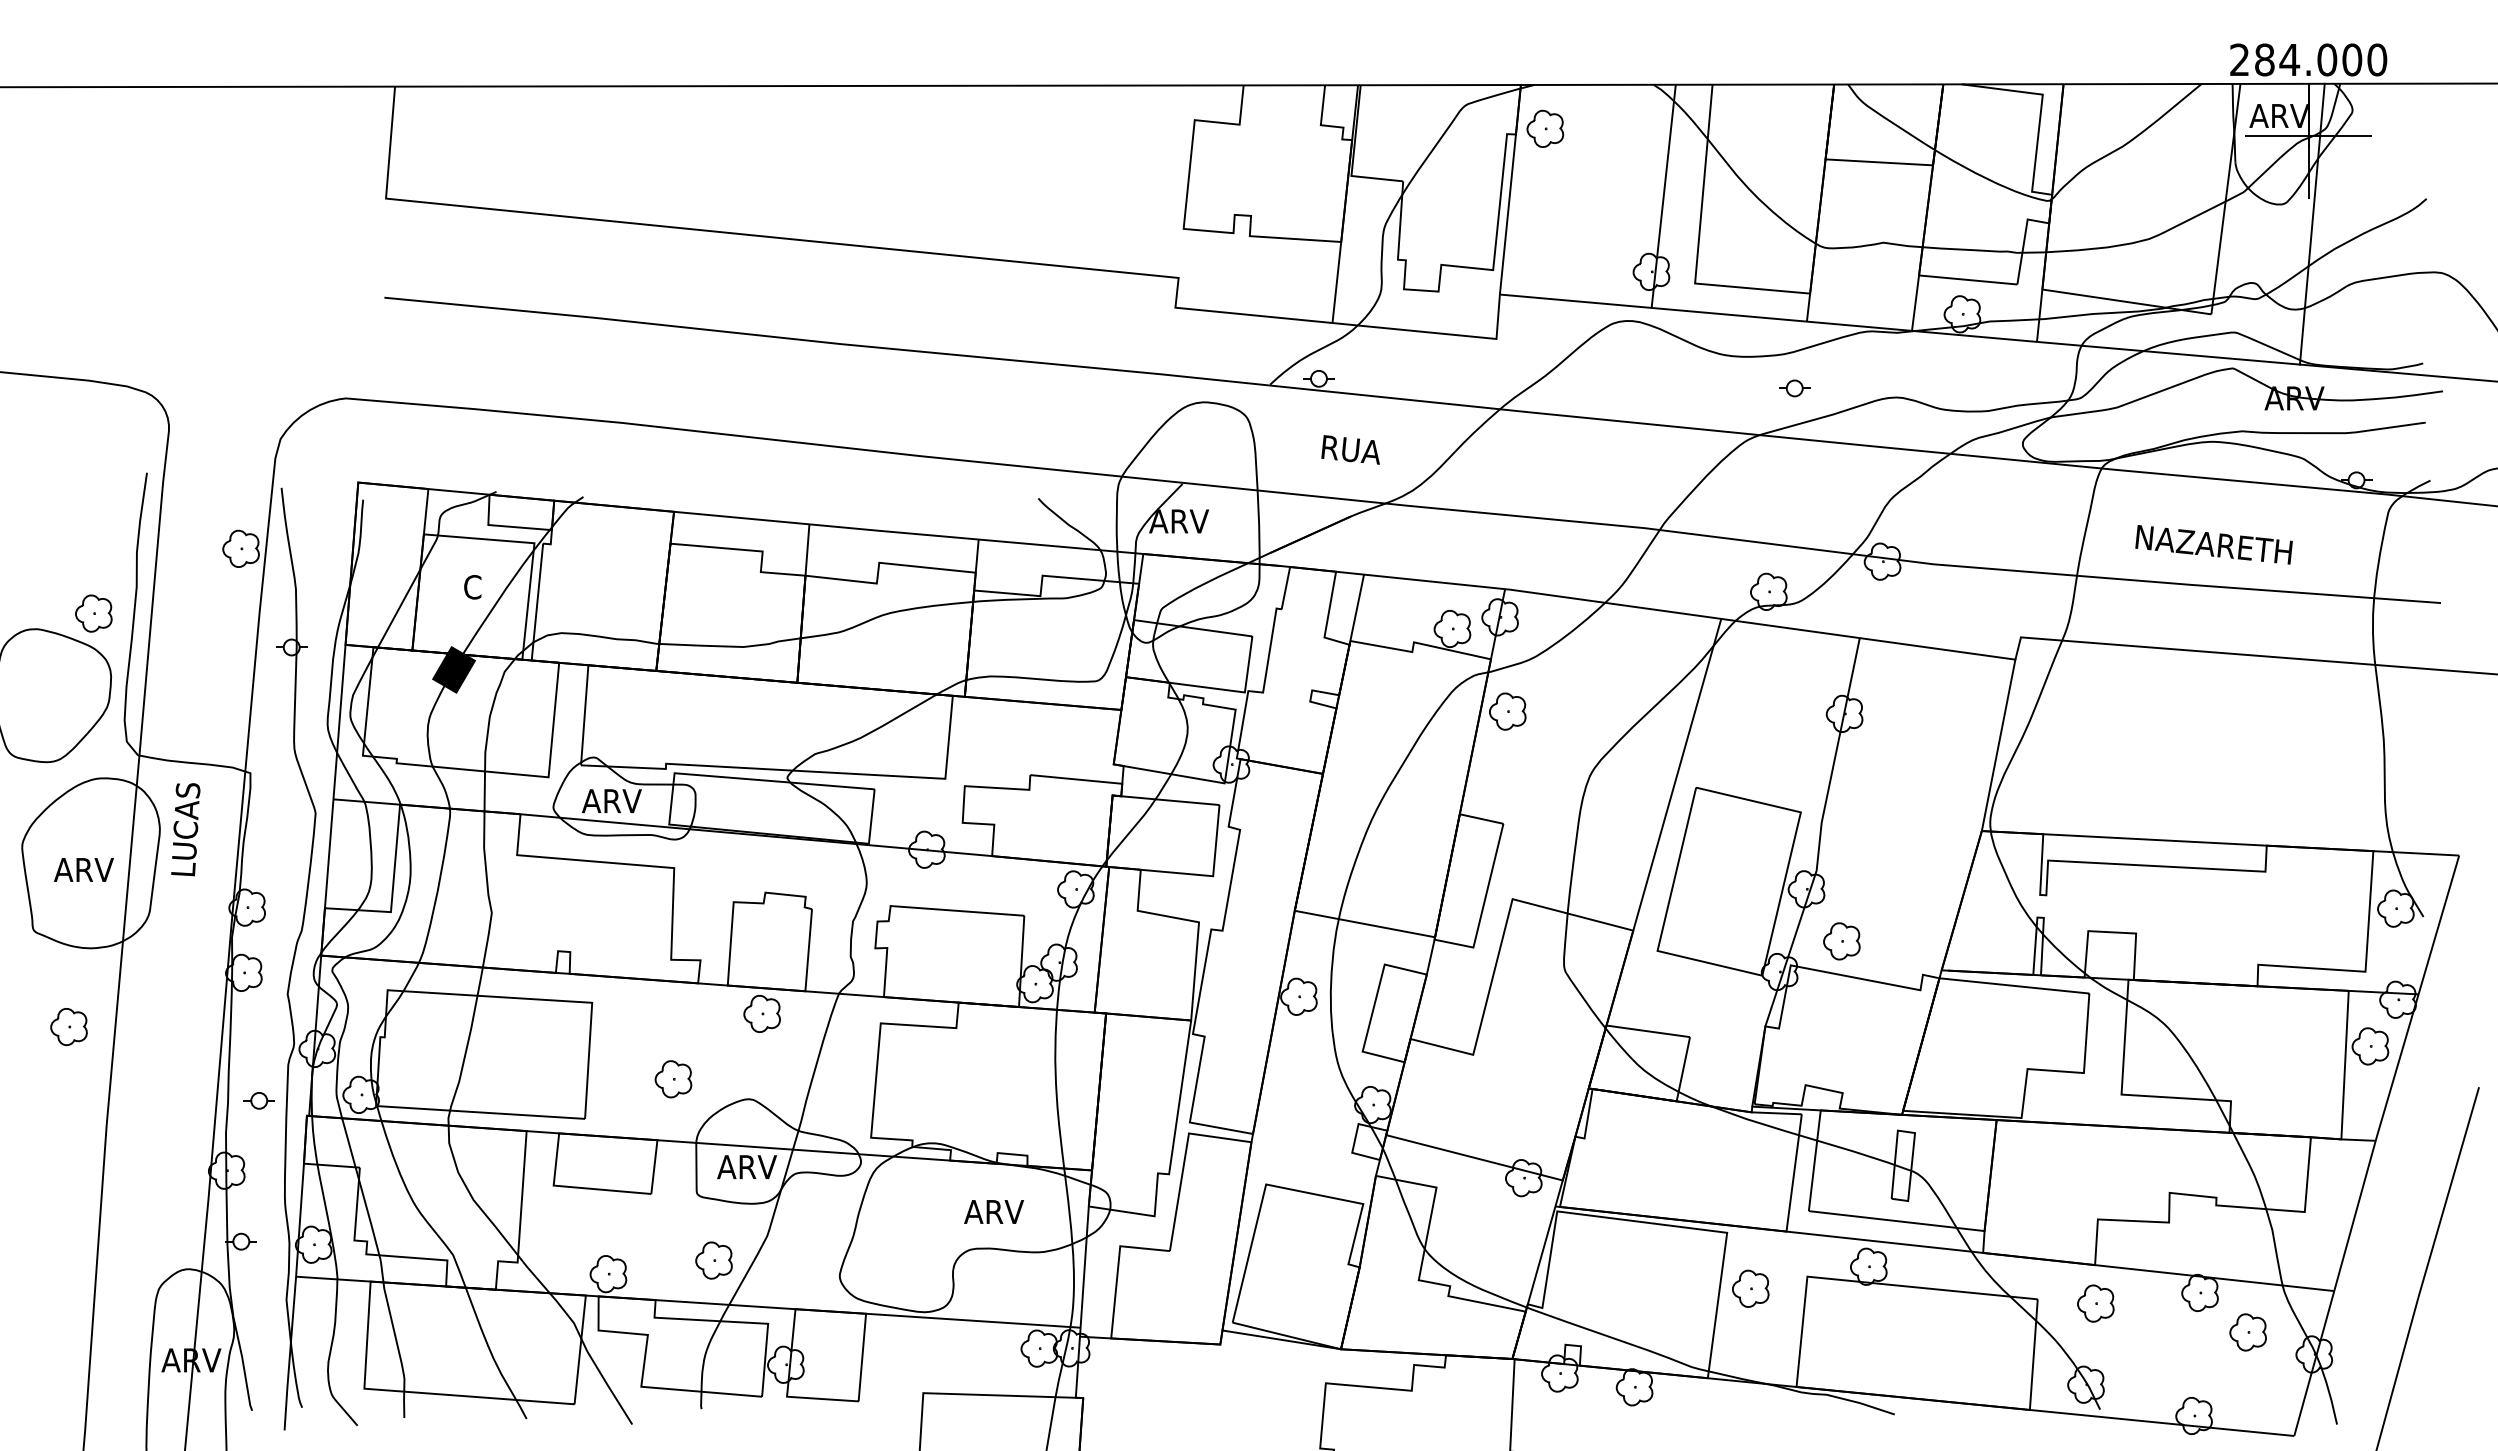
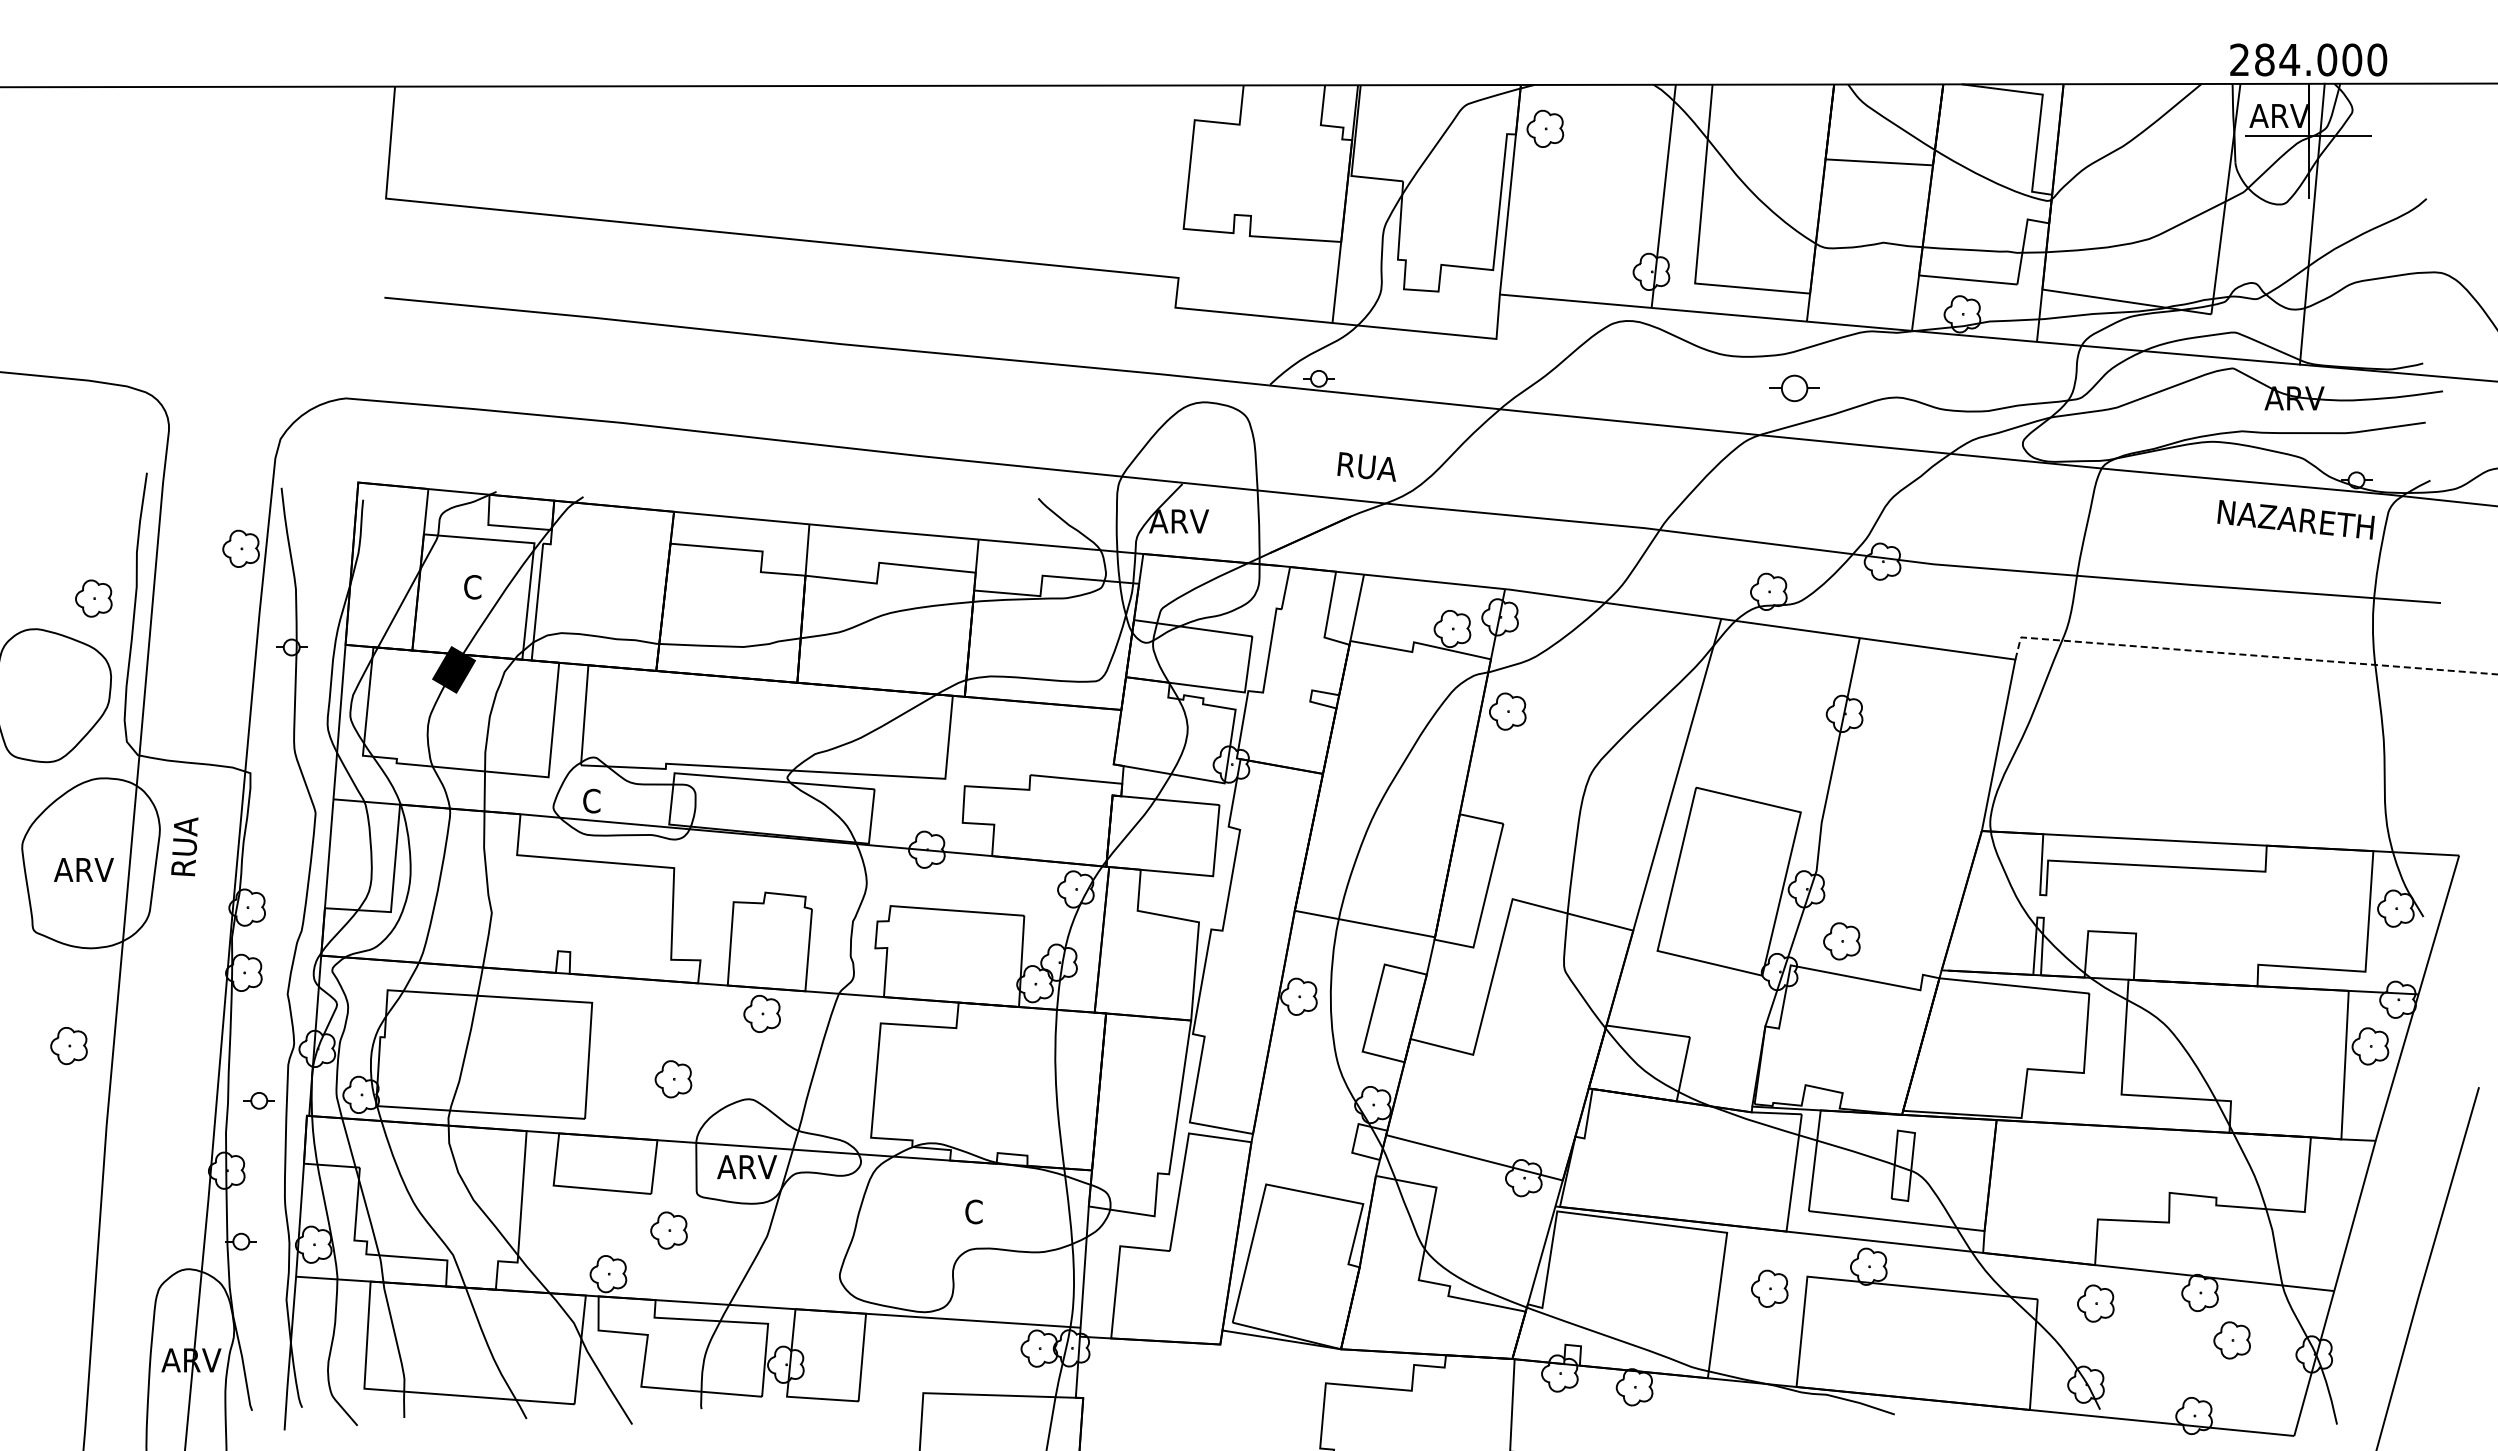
part size: 32x19 px -> 51x29 px (1794, 388)
text position: (1350, 449) -> (1366, 466) (1366, 466)
text position: (2213, 544) -> (2295, 519) (2295, 519)
part position: (93, 613) -> (93, 598) (93, 598)
line: solid -> dashed (2247, 655)
text: ARV -> C (611, 800)
text: LUCAS -> RUA (185, 828)
part position: (68, 1027) -> (68, 1046) (68, 1046)
text: ARV -> C (994, 1211)
part position: (713, 1260) -> (668, 1230) (668, 1230)
part position: (1750, 1288) -> (1769, 1288) (1769, 1288)
part position: (2247, 1332) -> (2231, 1340) (2231, 1340)
